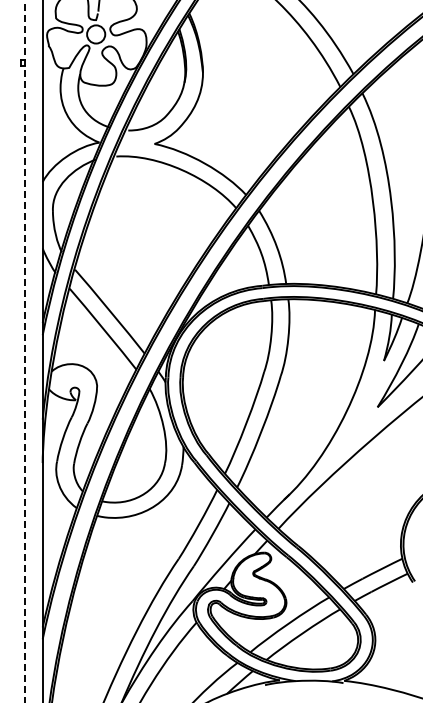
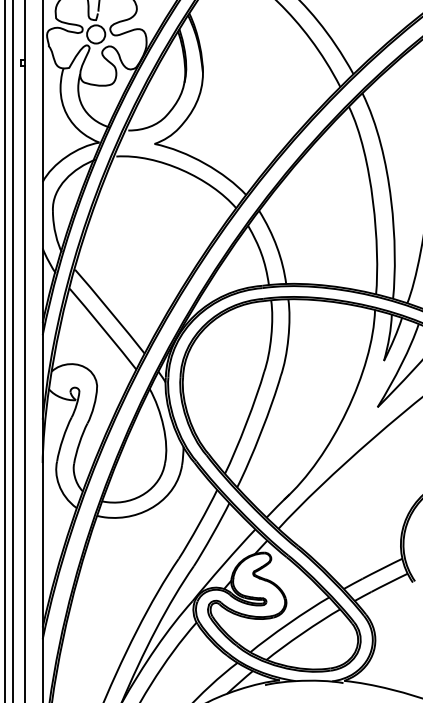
line: none -> present (5, 350)
line: none -> present (12, 350)
line: dashed -> solid (25, 351)
